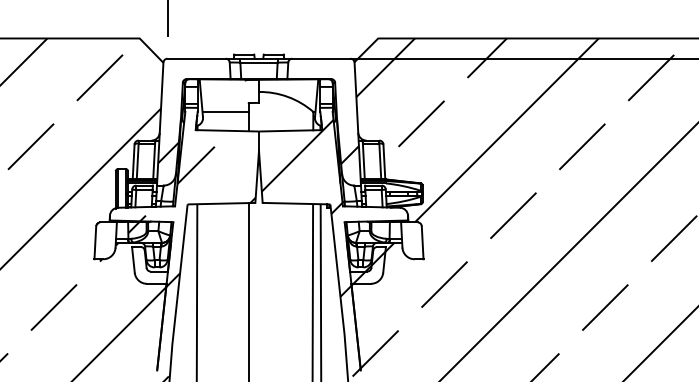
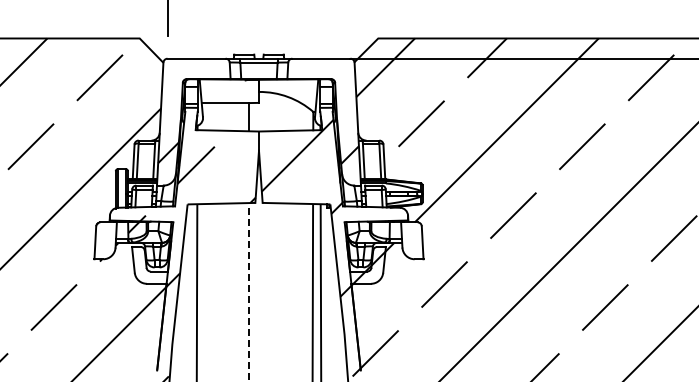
line position: (225, 111) -> (225, 102) (225, 102)
line: solid -> dashed (248, 292)
